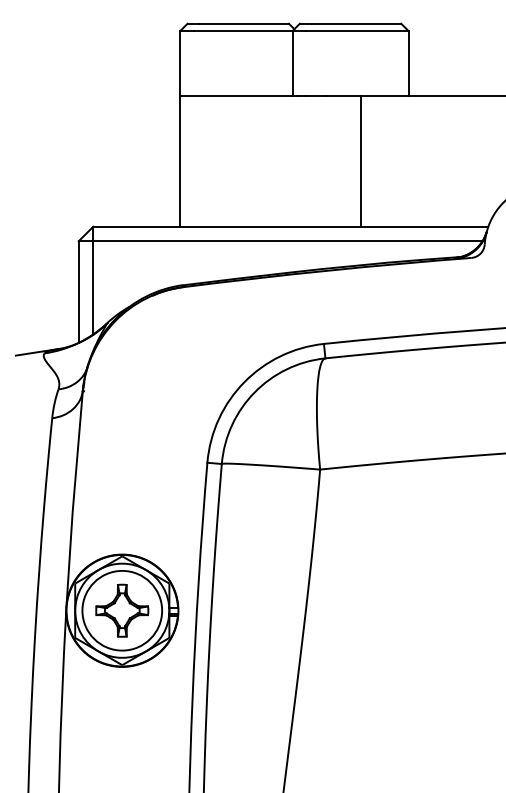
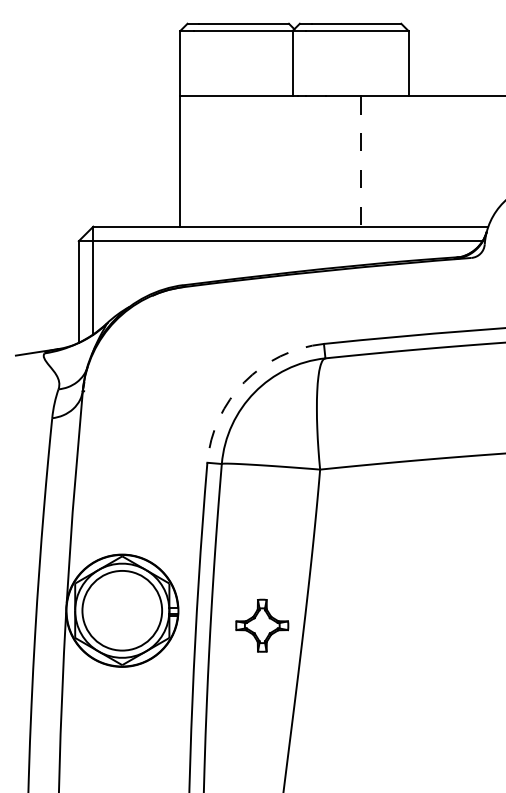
line: solid -> dashed (361, 161)
arc: solid -> dashed (244, 382)
part position: (122, 610) -> (262, 625) (262, 625)
